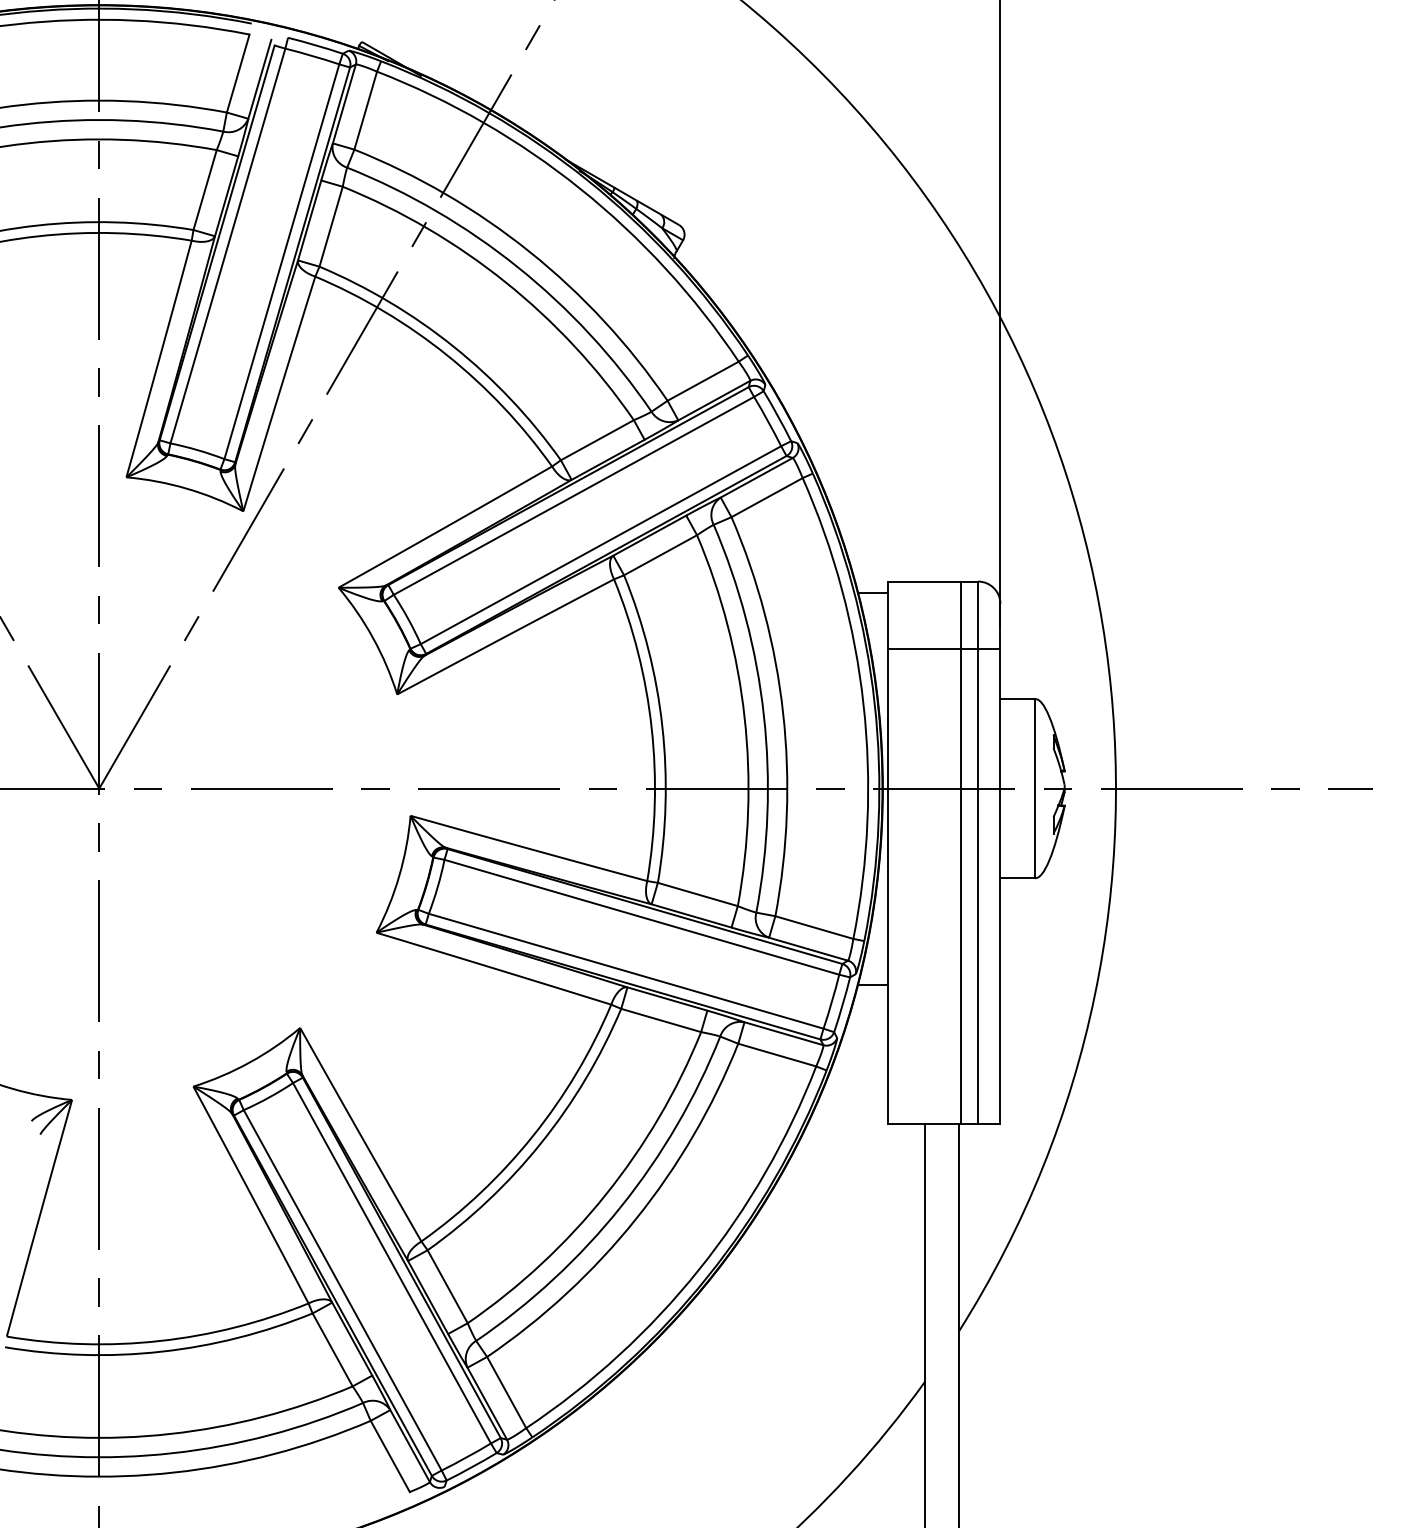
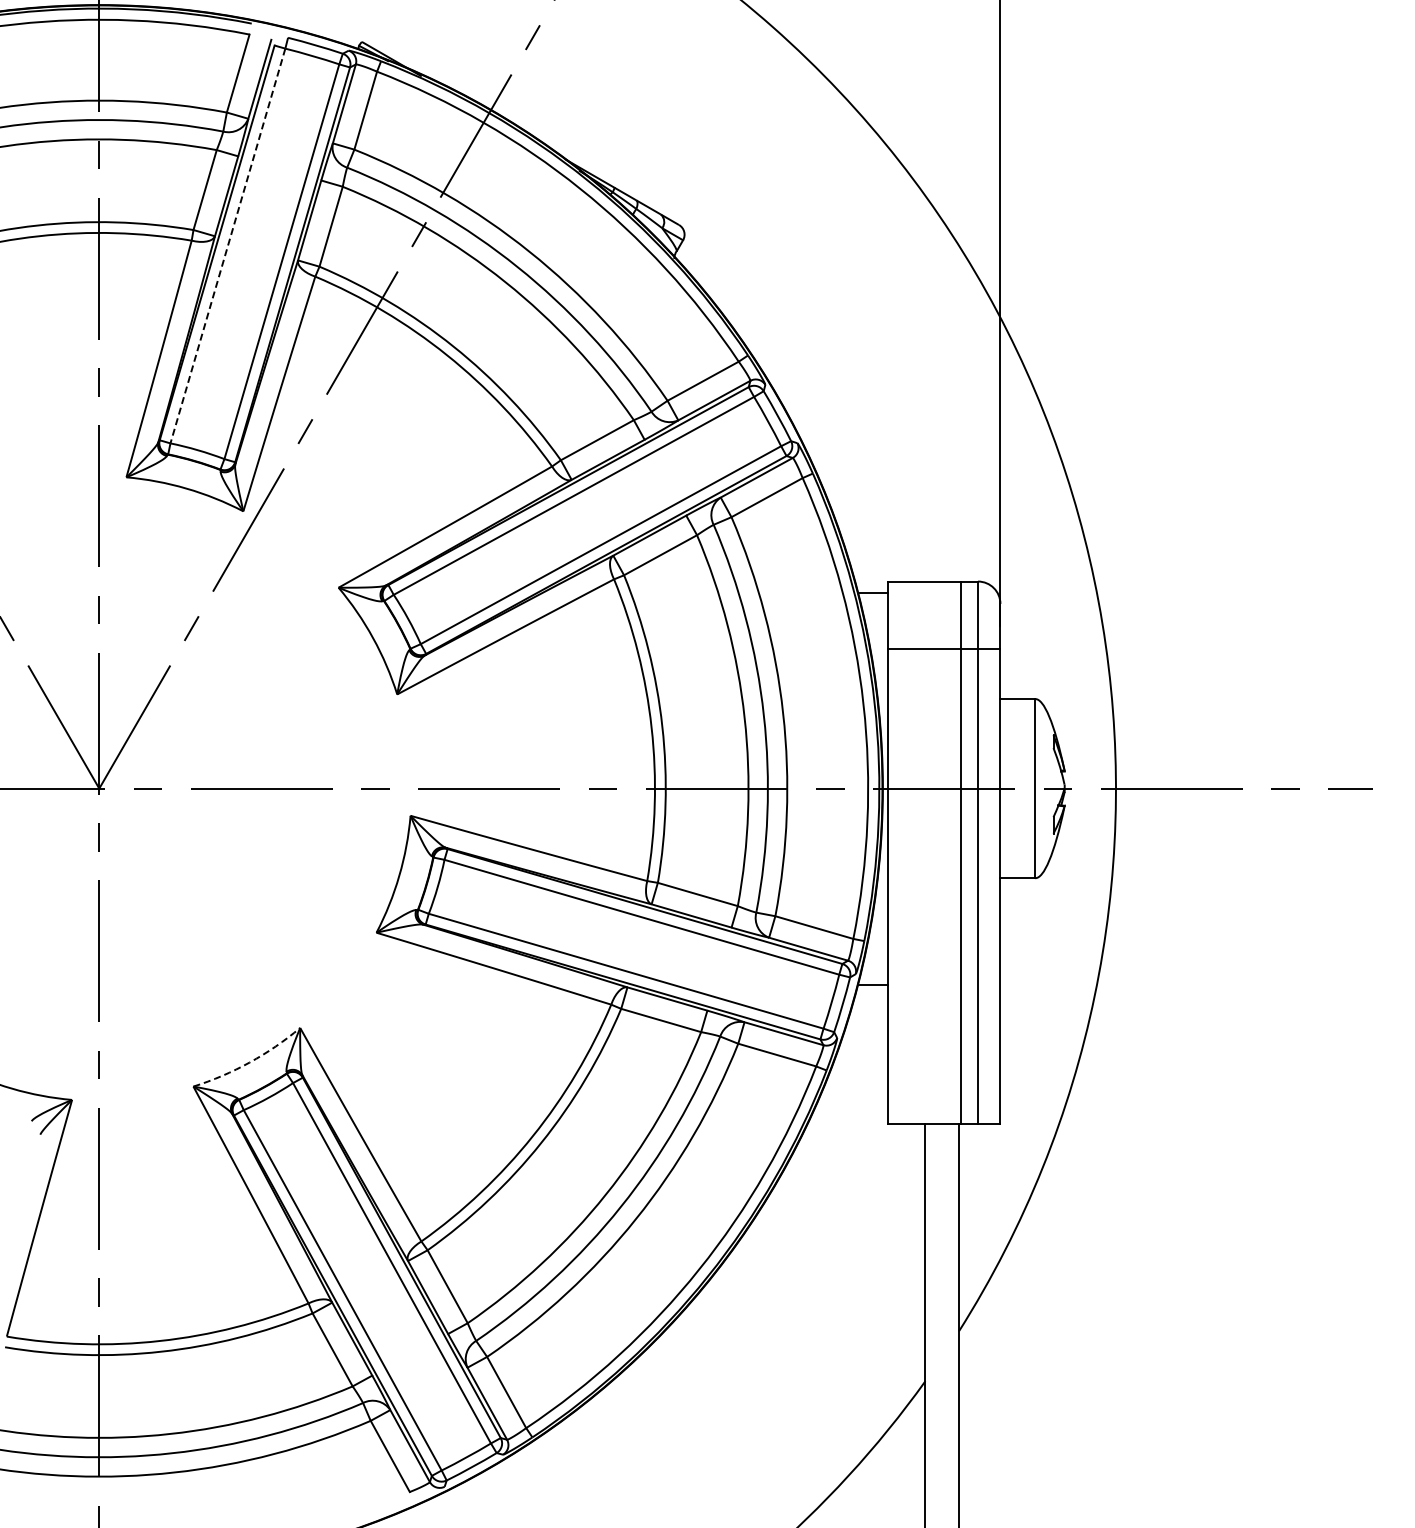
line: solid -> dashed (227, 246)
arc: solid -> dashed (249, 1062)
